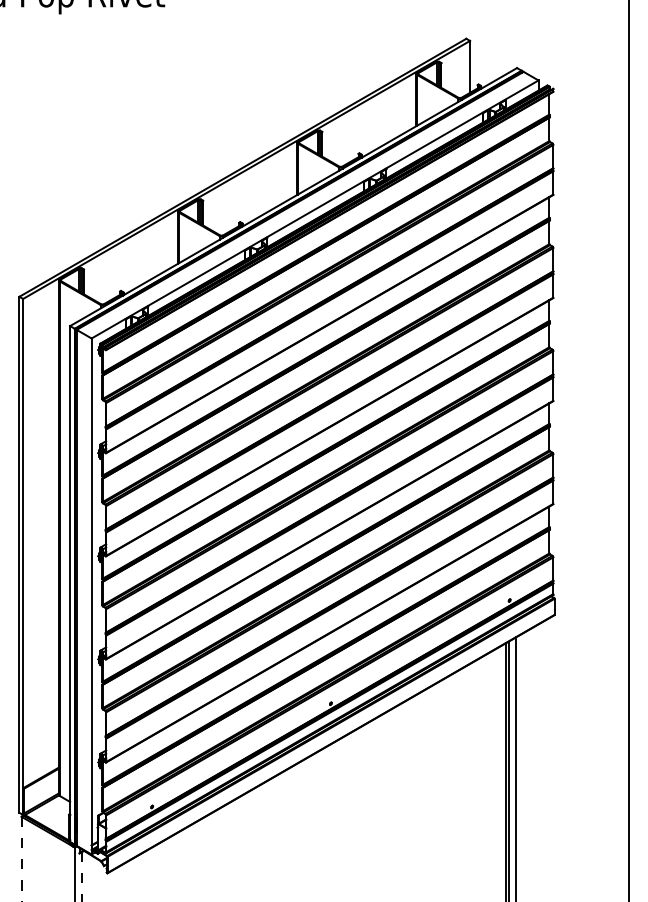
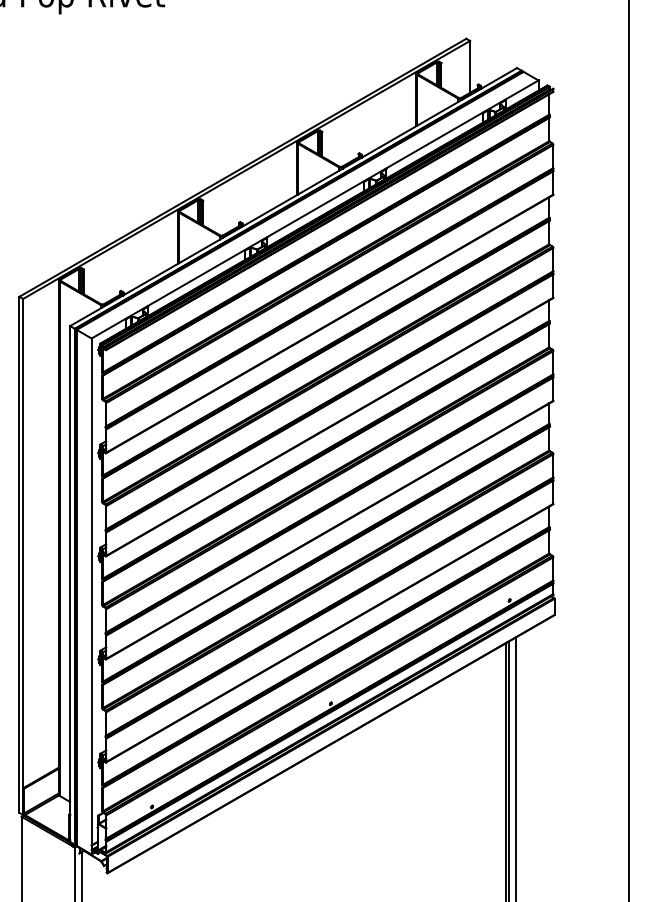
line: dashed -> solid (21, 859)
line: dashed -> solid (82, 876)
